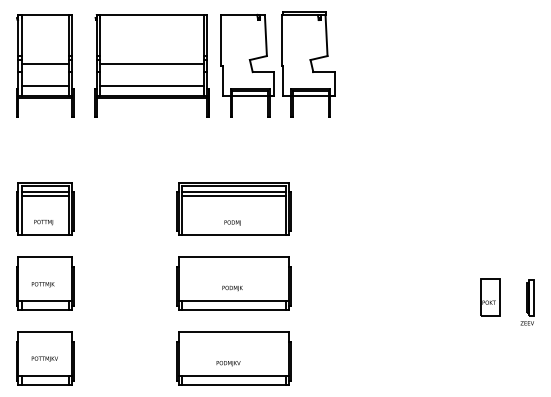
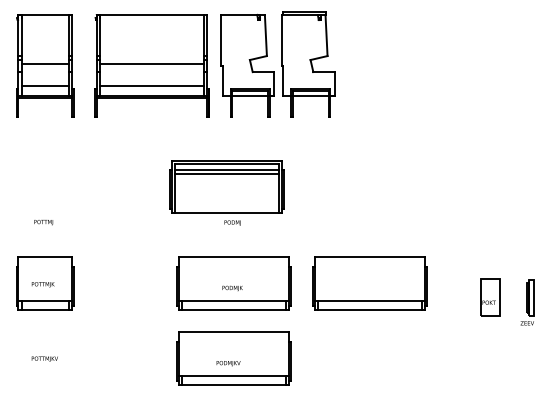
part: present -> none (45, 208)
part position: (233, 208) -> (226, 186) (226, 186)
part: none -> present (369, 283)
part: present -> none (45, 358)
